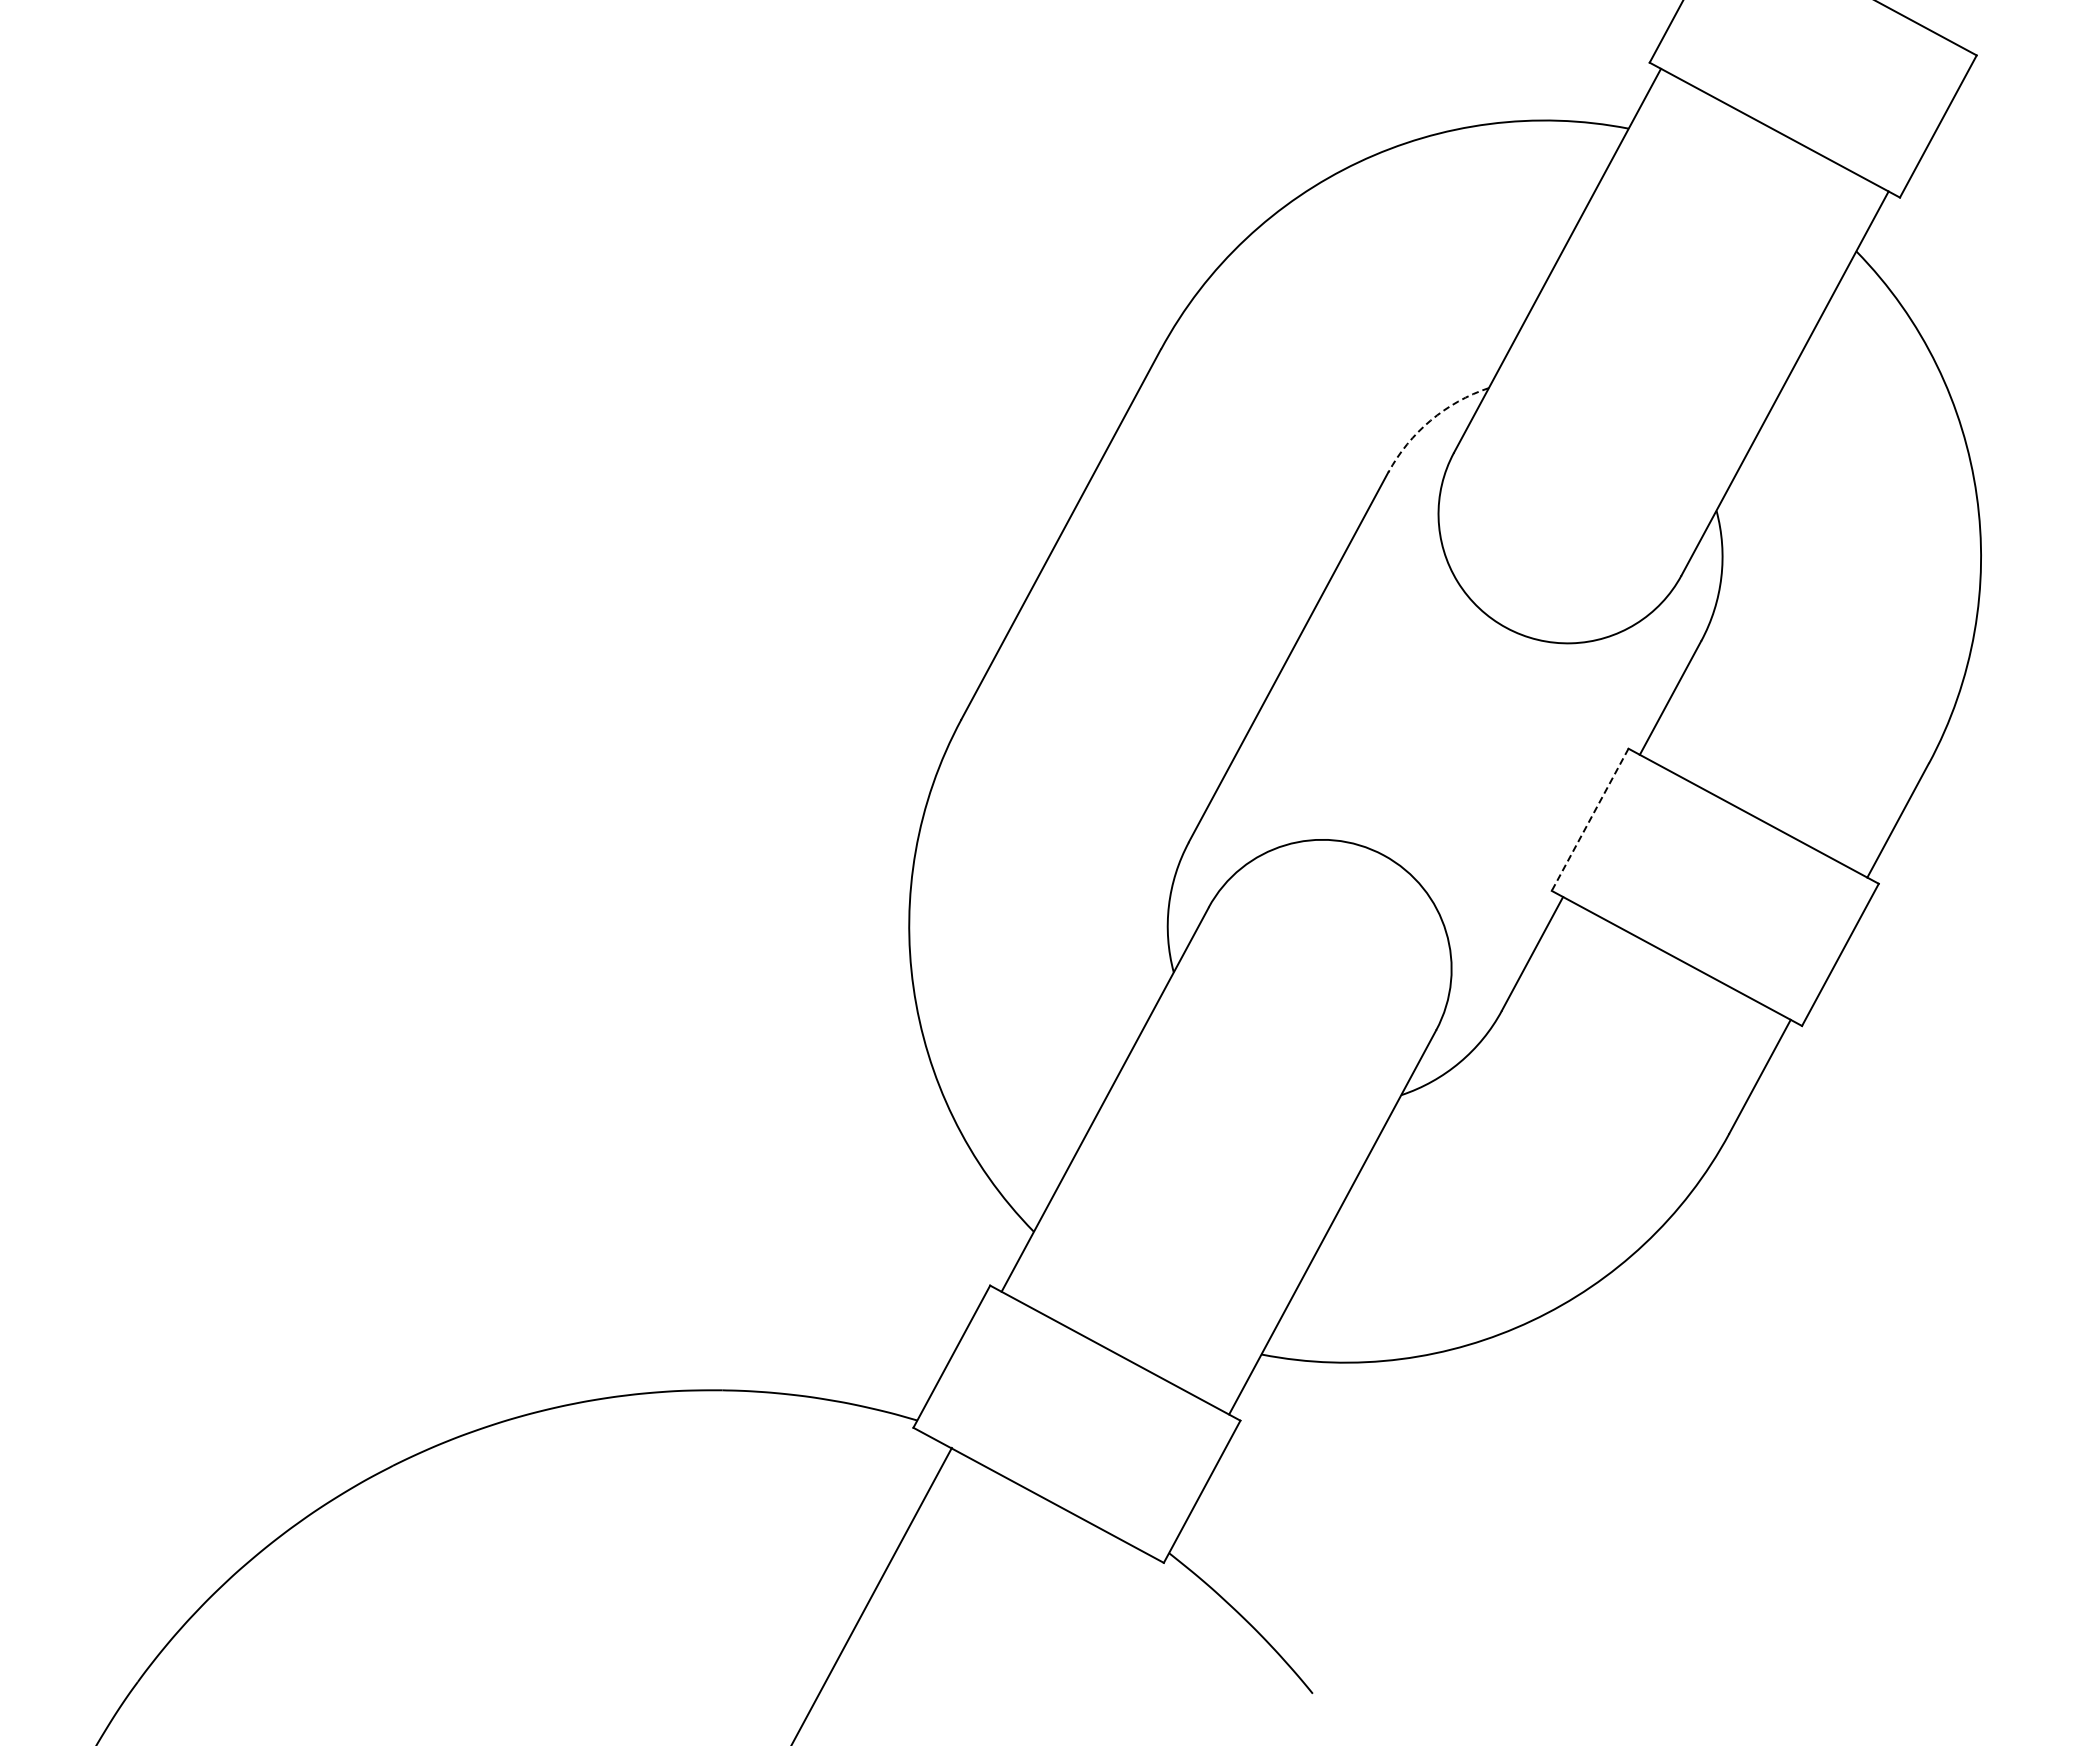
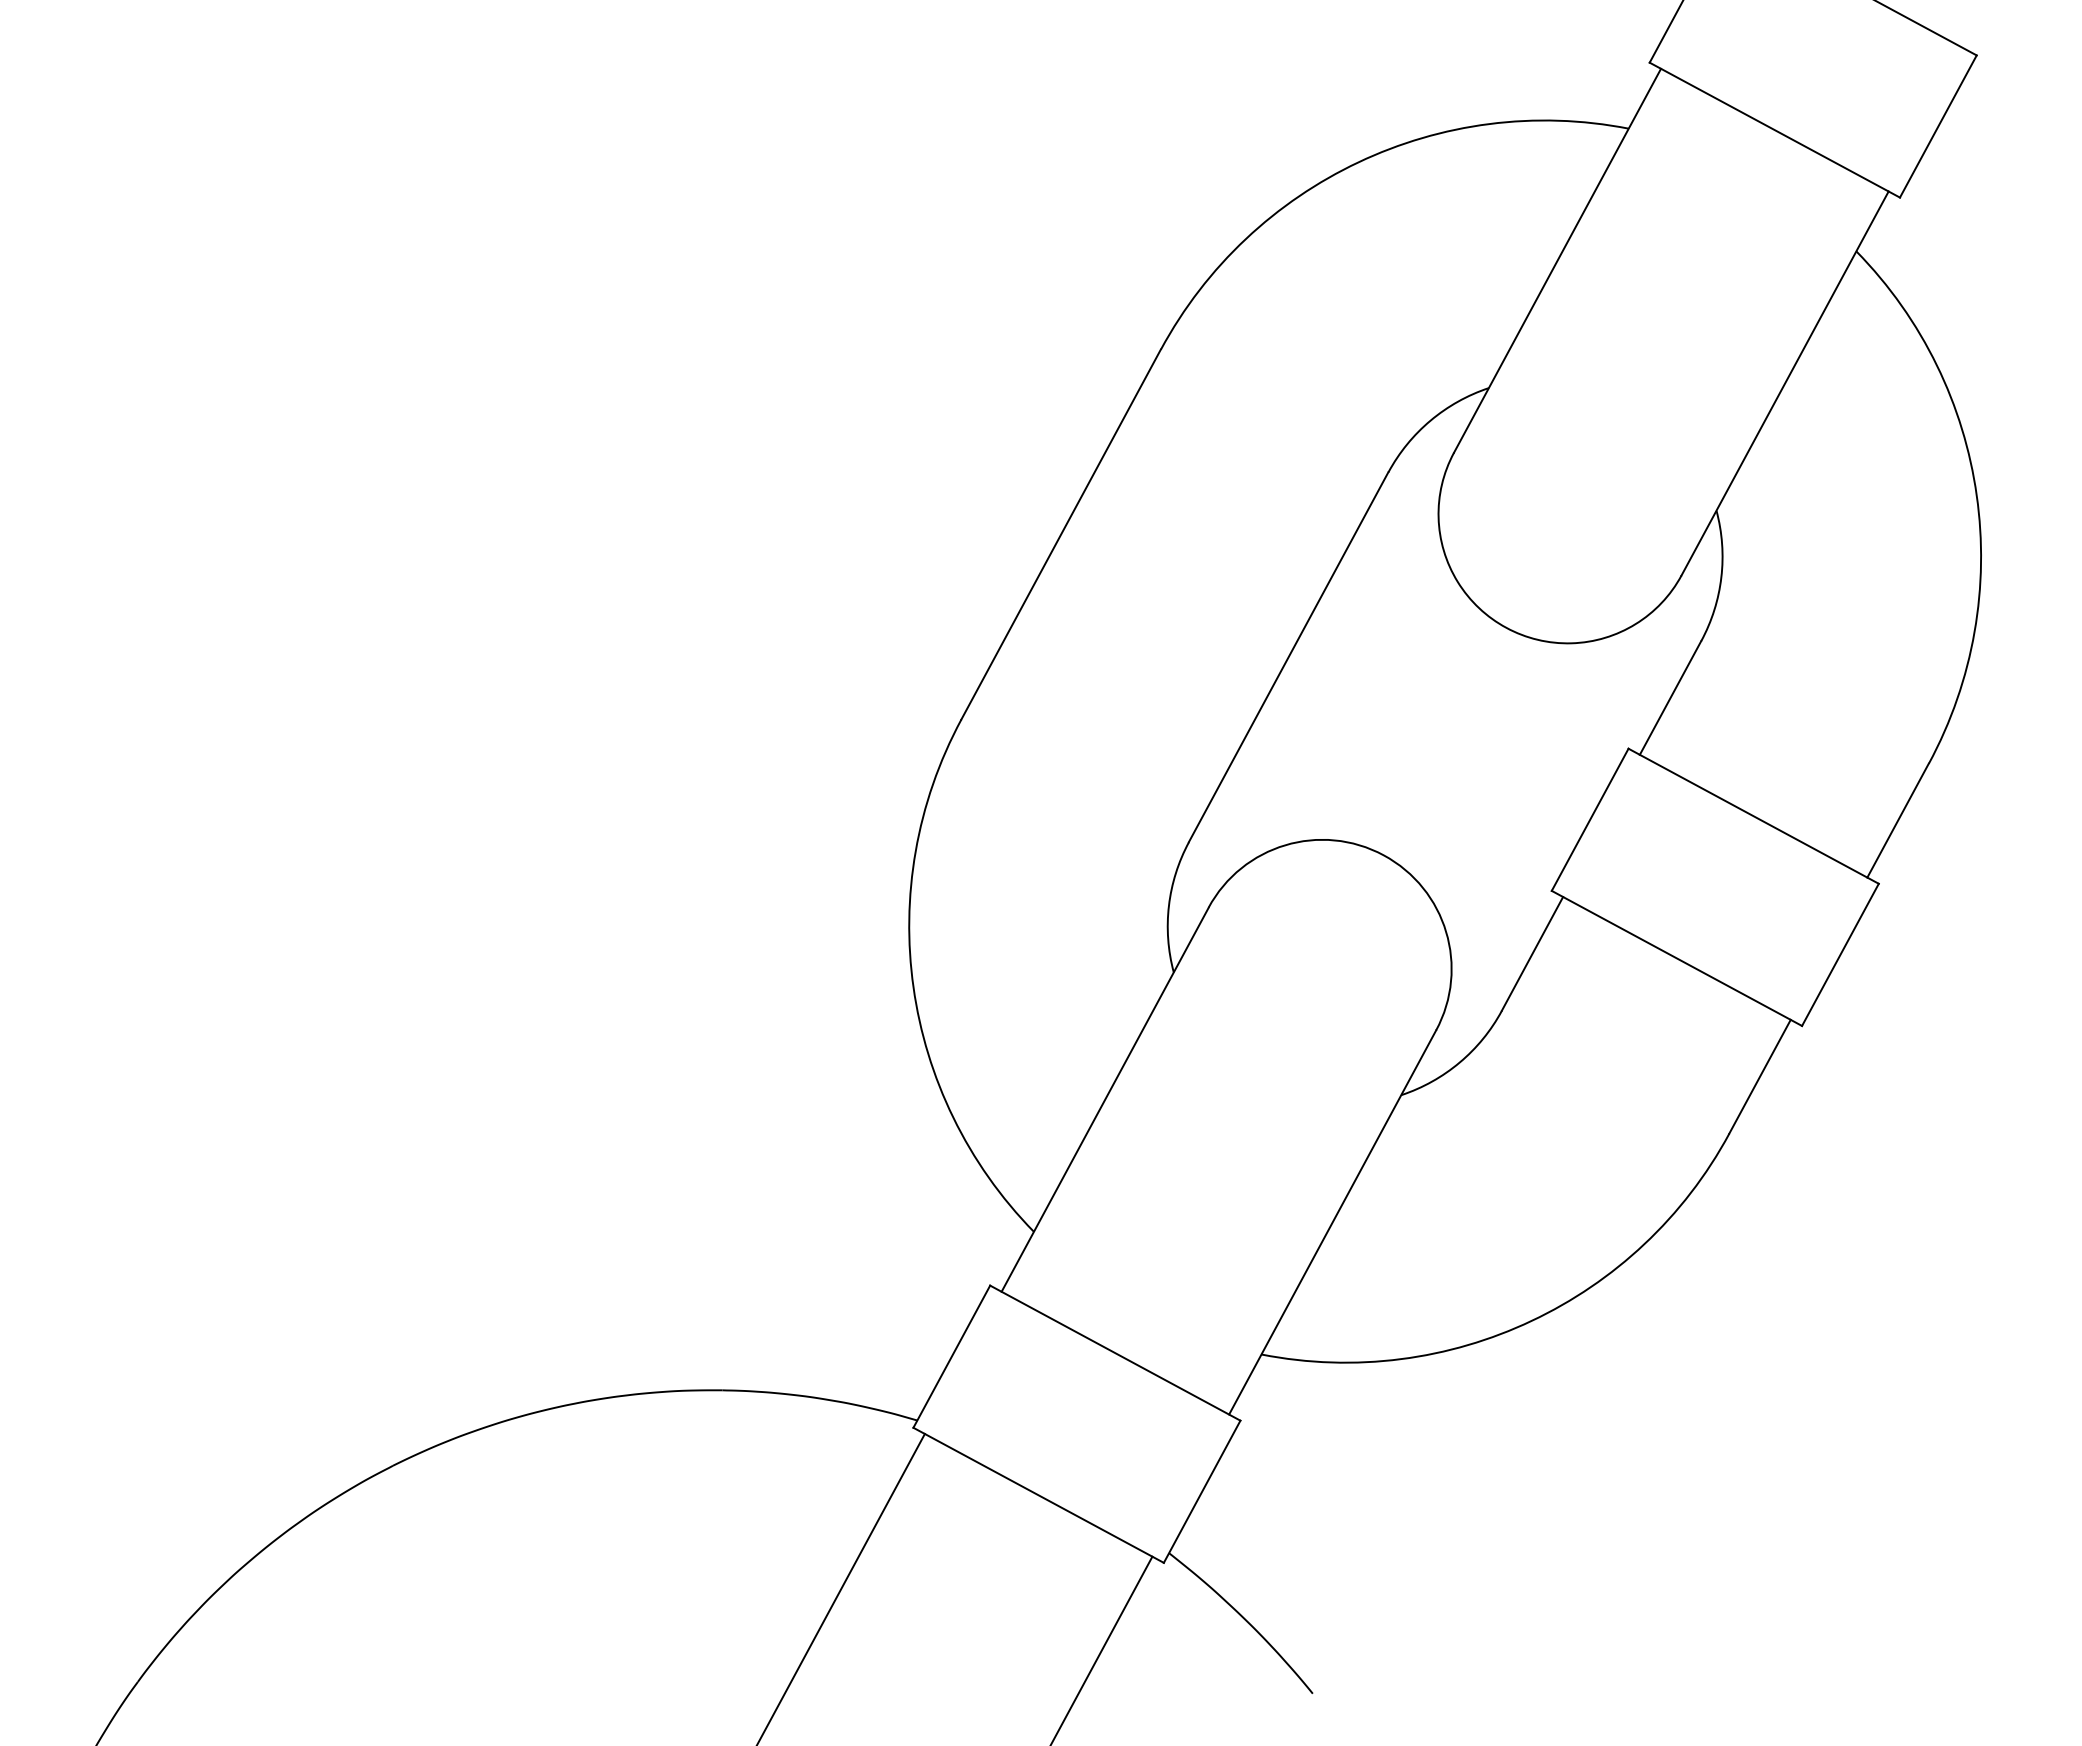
arc: dashed -> solid (1430, 420)
line: dashed -> solid (1590, 819)
line position: (872, 1594) -> (841, 1587) (841, 1587)
line: none -> present (1102, 1649)
